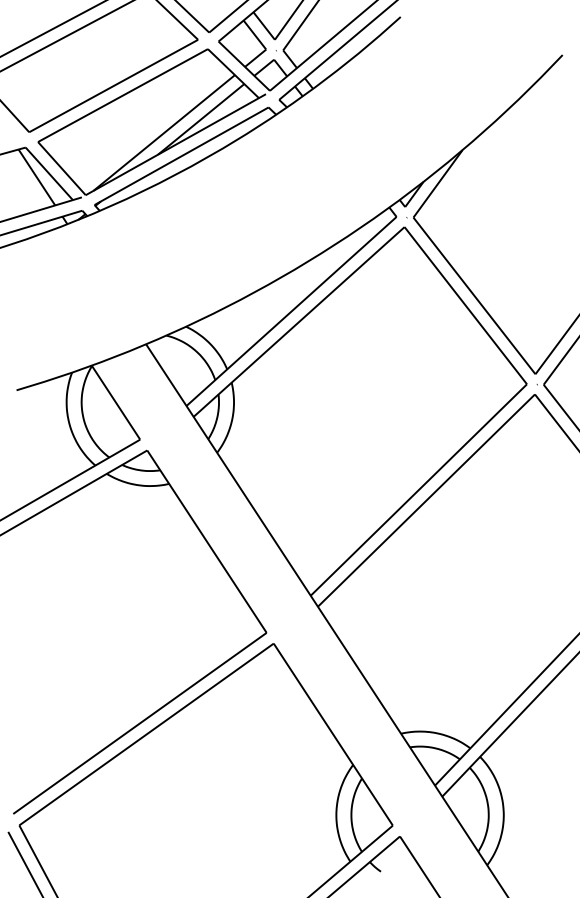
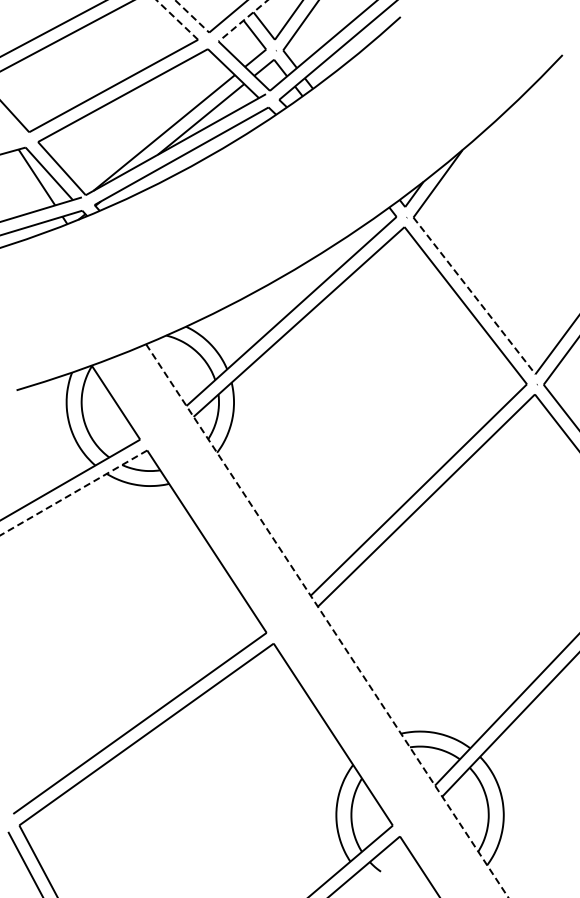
line: solid -> dashed (192, 16)
line: solid -> dashed (177, 19)
line: solid -> dashed (242, 21)
line: solid -> dashed (474, 296)
line: solid -> dashed (73, 492)
line: solid -> dashed (327, 621)
